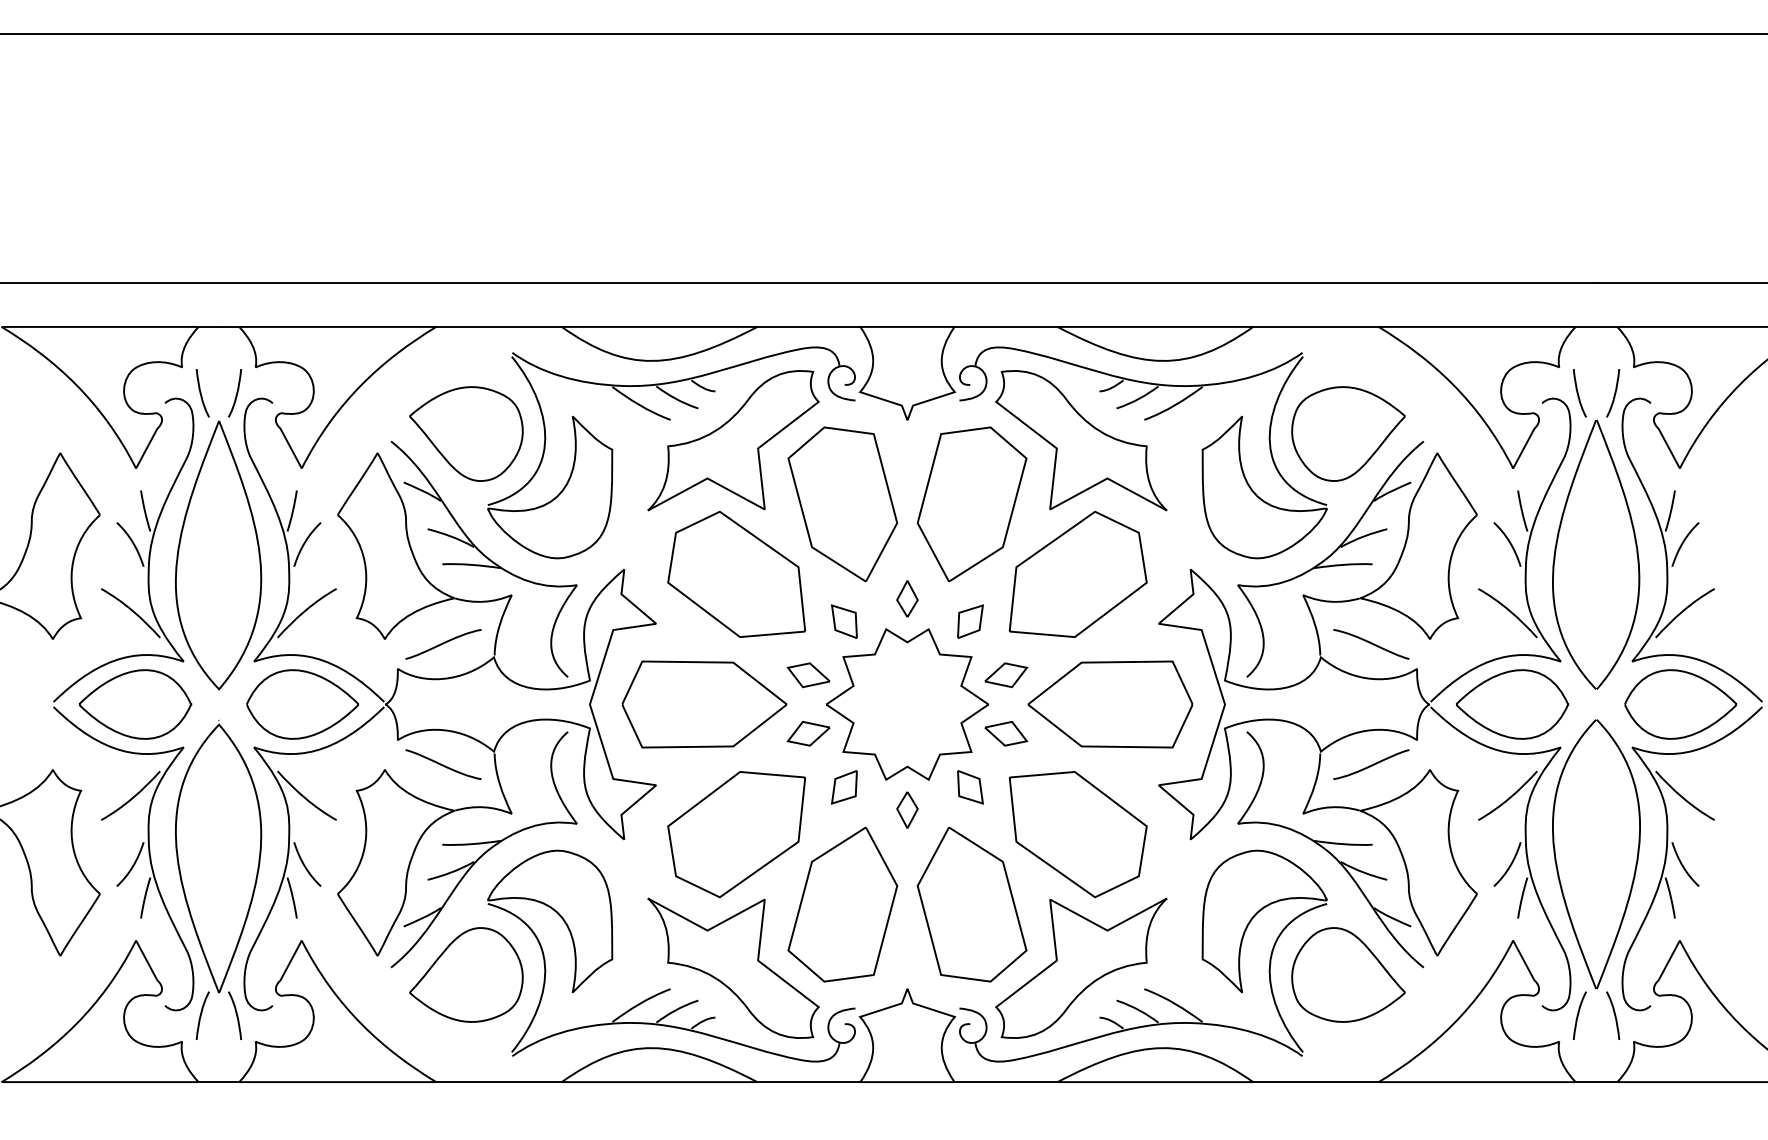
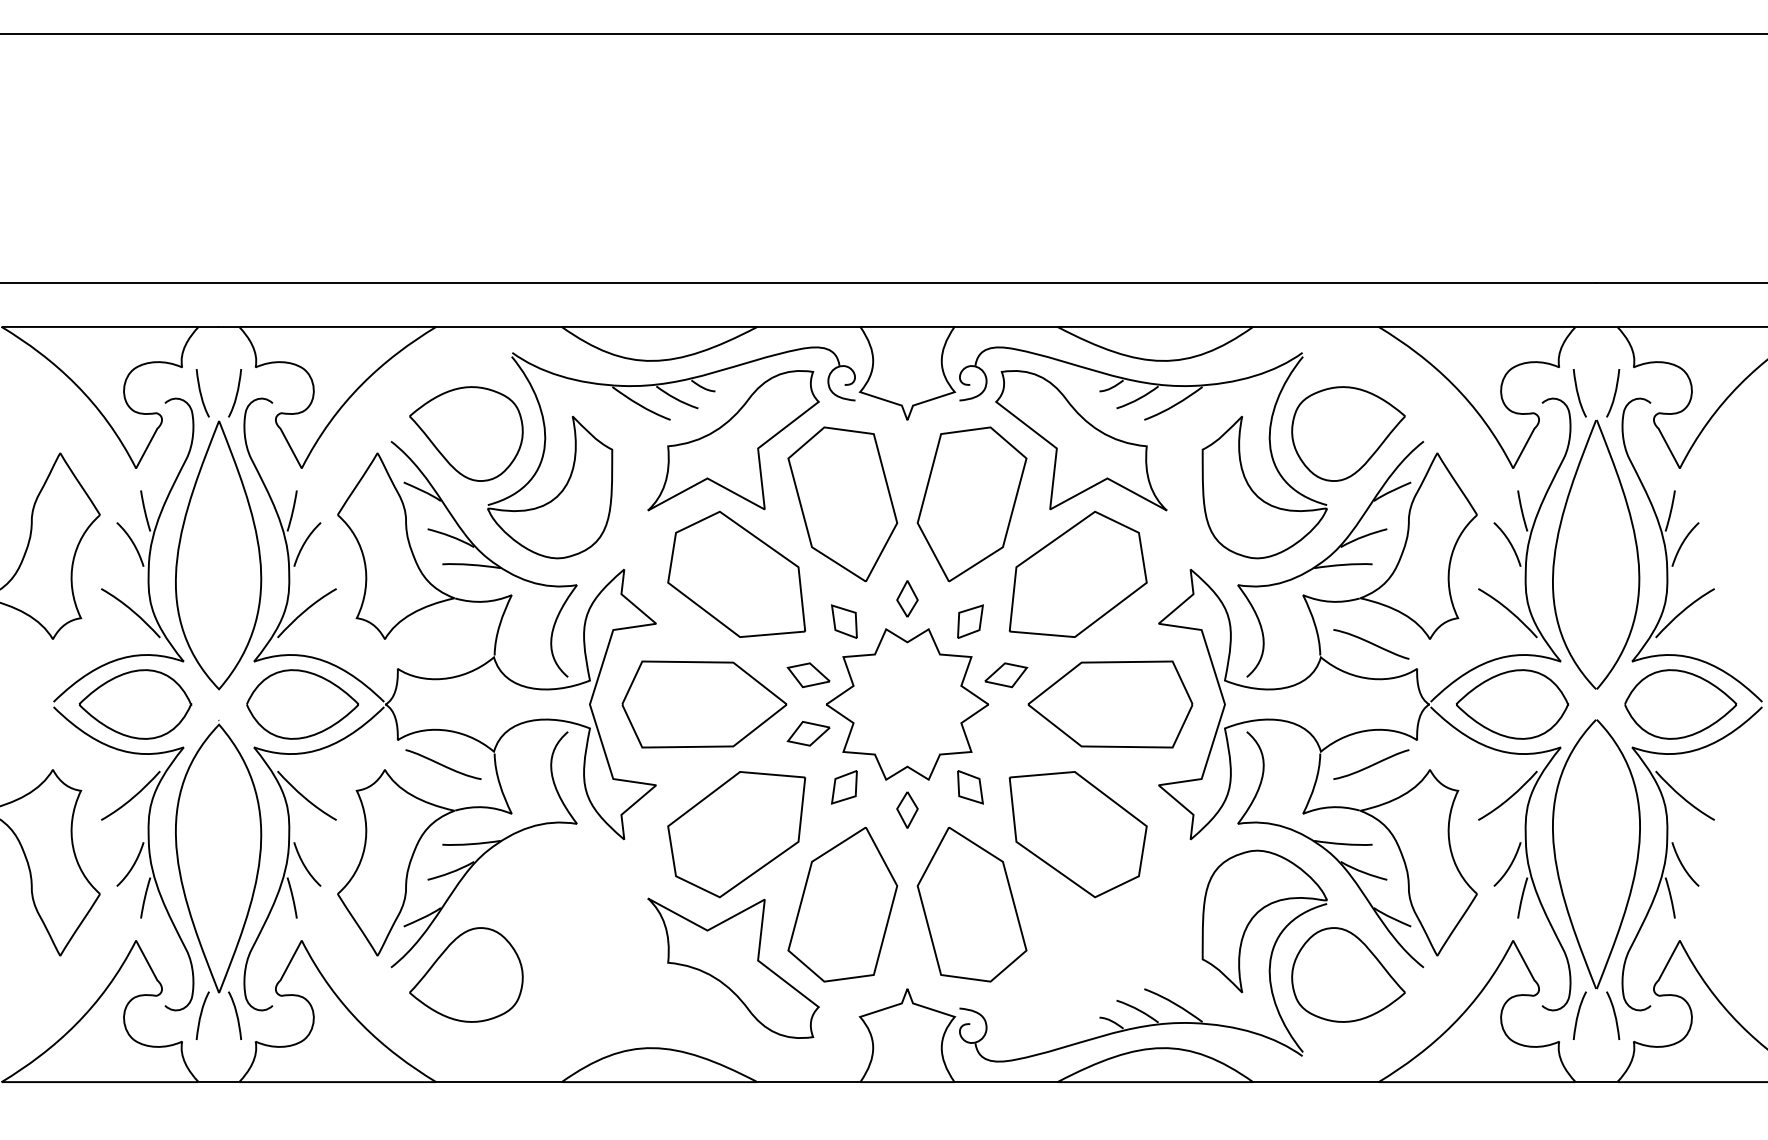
curve: present -> none (443, 644)
part: present -> none (1006, 733)
part: present -> none (1081, 967)
part: present -> none (670, 988)
